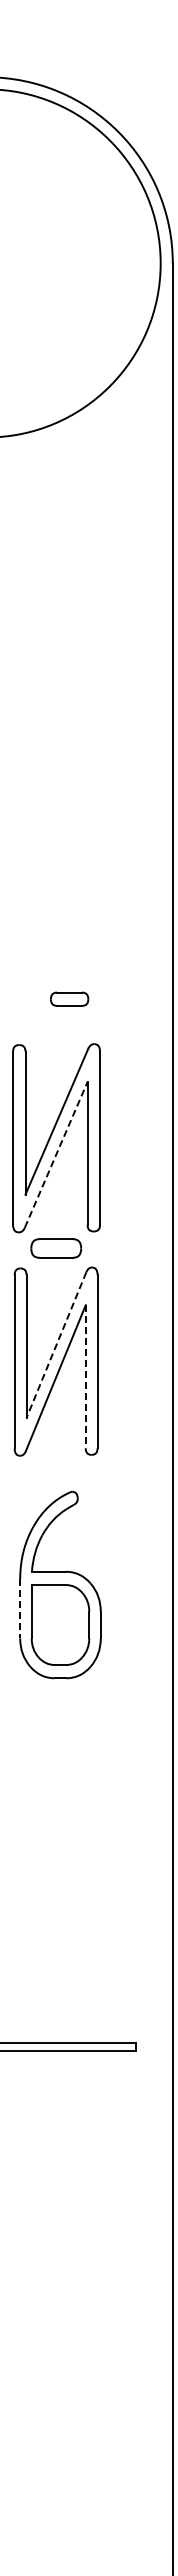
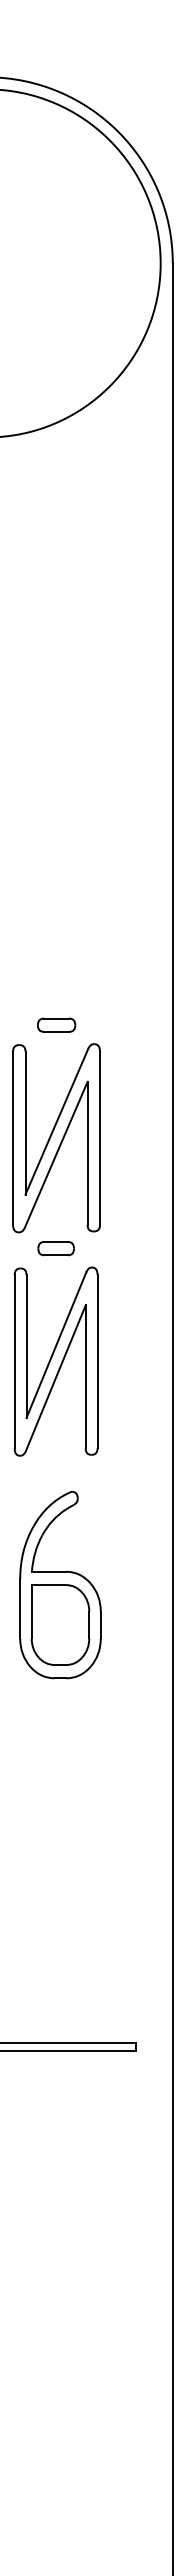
part position: (69, 998) -> (56, 1024) (56, 1024)
line: dashed -> solid (56, 1154)
part size: 53x21 px -> 38x16 px (55, 1248)
line: dashed -> solid (56, 1345)
line: dashed -> solid (85, 1377)
line: dashed -> solid (20, 1608)
